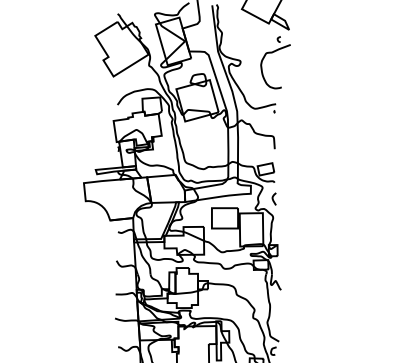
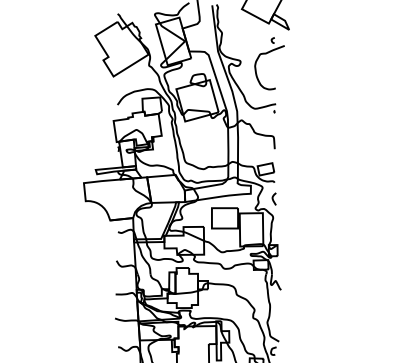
part position: (272, 53) -> (266, 54) (266, 54)
